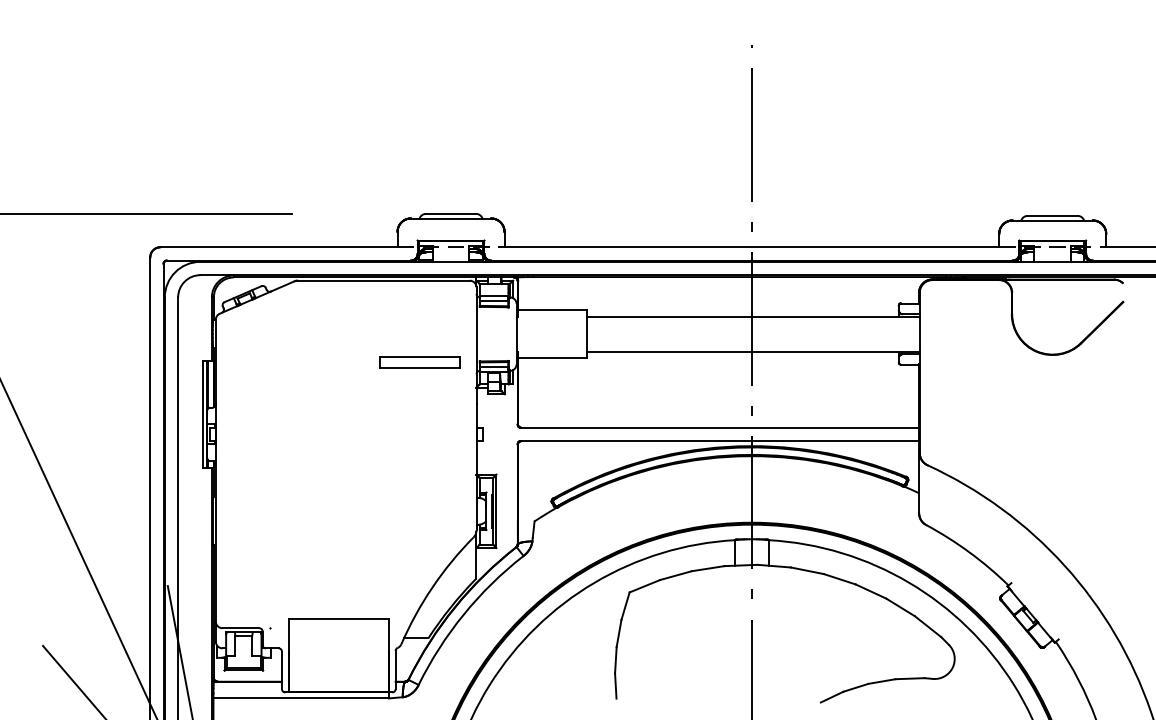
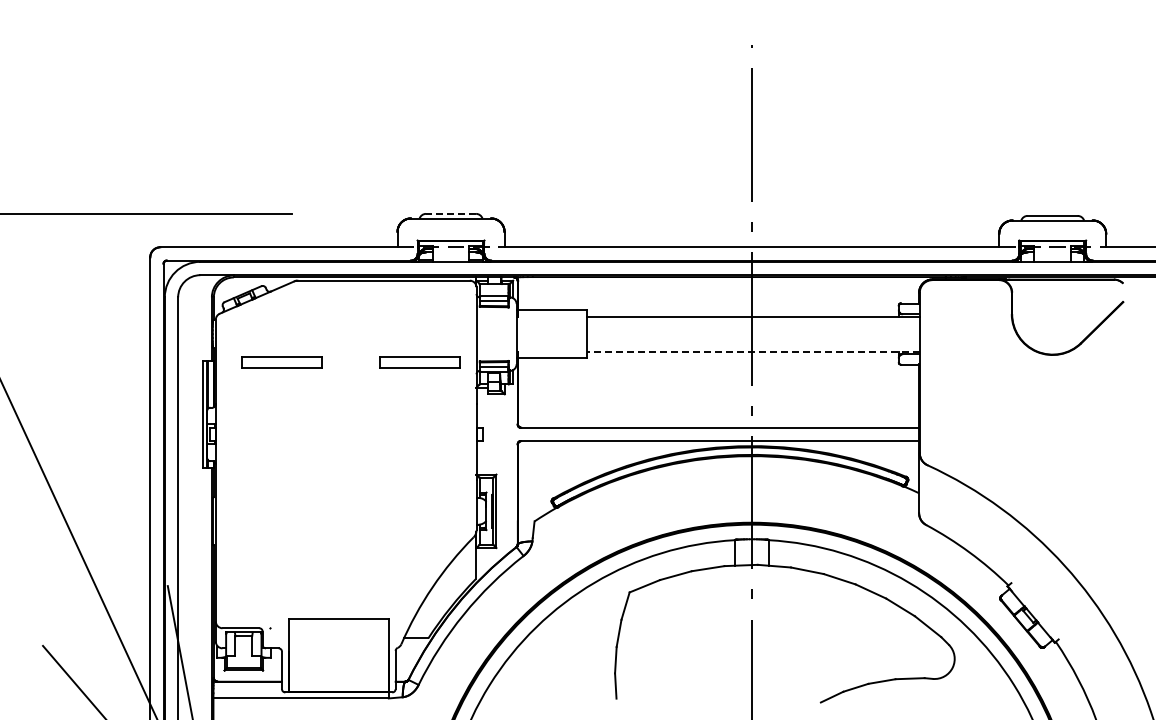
line: solid -> dashed (450, 213)
line: solid -> dashed (753, 351)
part: none -> present (281, 362)
